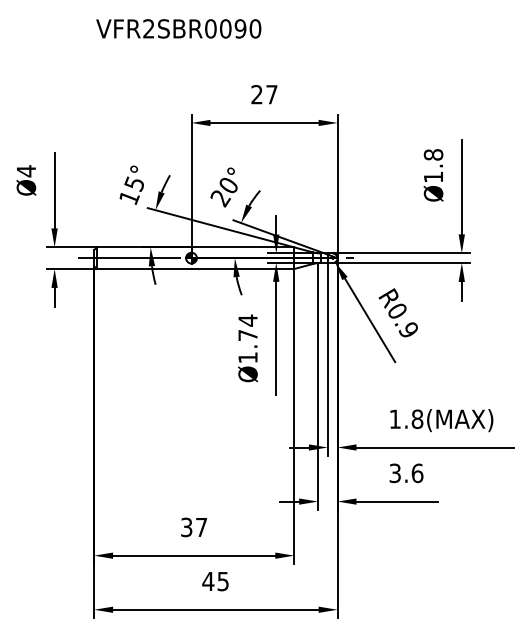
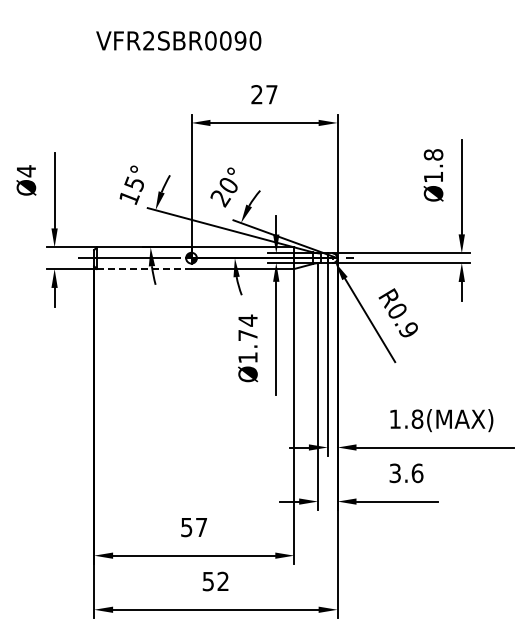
text position: (178, 28) -> (178, 40) (178, 40)
line: solid -> dashed (144, 269)
text: 37 -> 57 (186, 526)
text: 45 -> 52 (215, 581)
